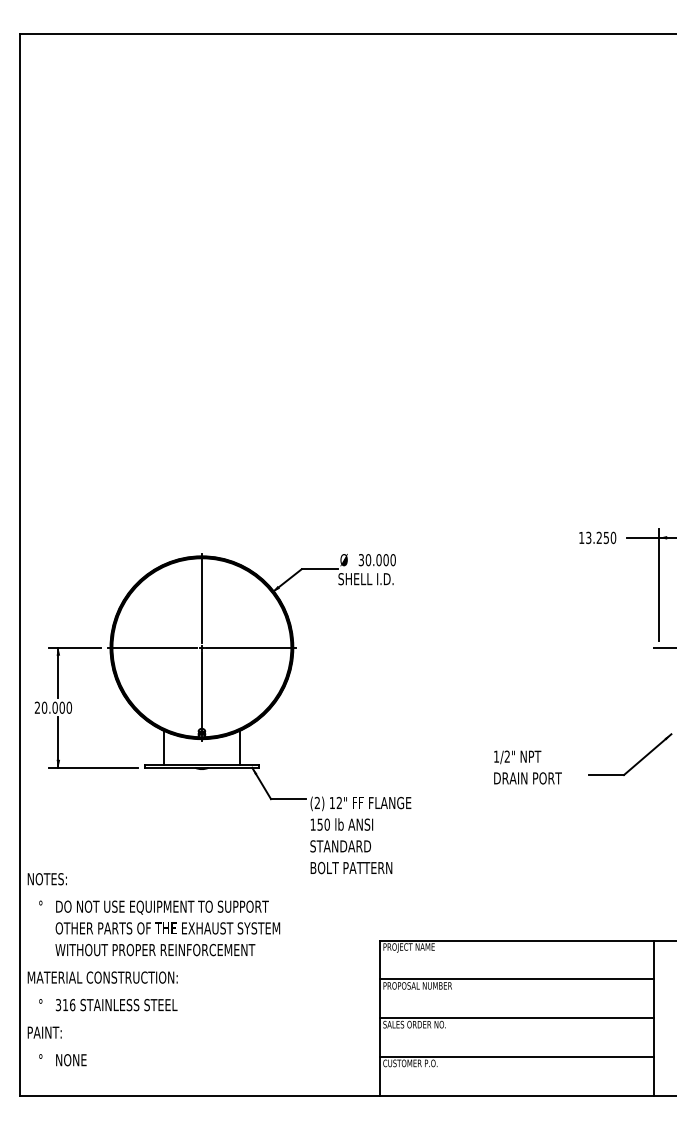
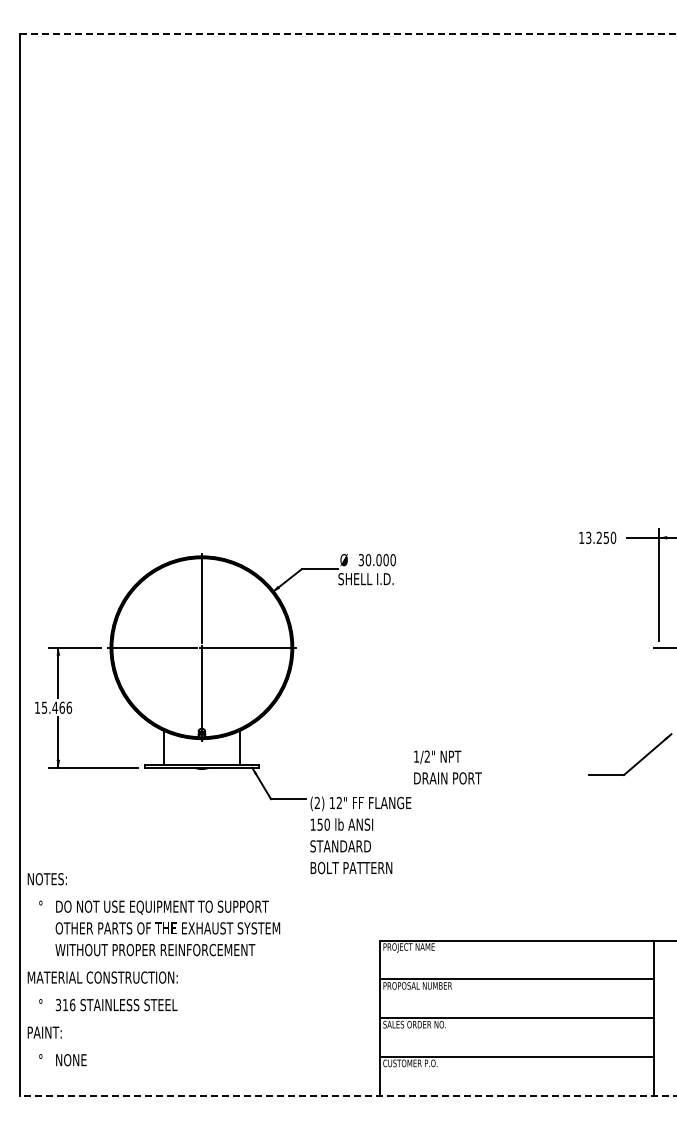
line: solid -> dashed (349, 33)
text: 20.000 -> 15.466 (53, 707)
text position: (527, 767) -> (447, 767) (447, 767)
line: solid -> dashed (348, 1096)
